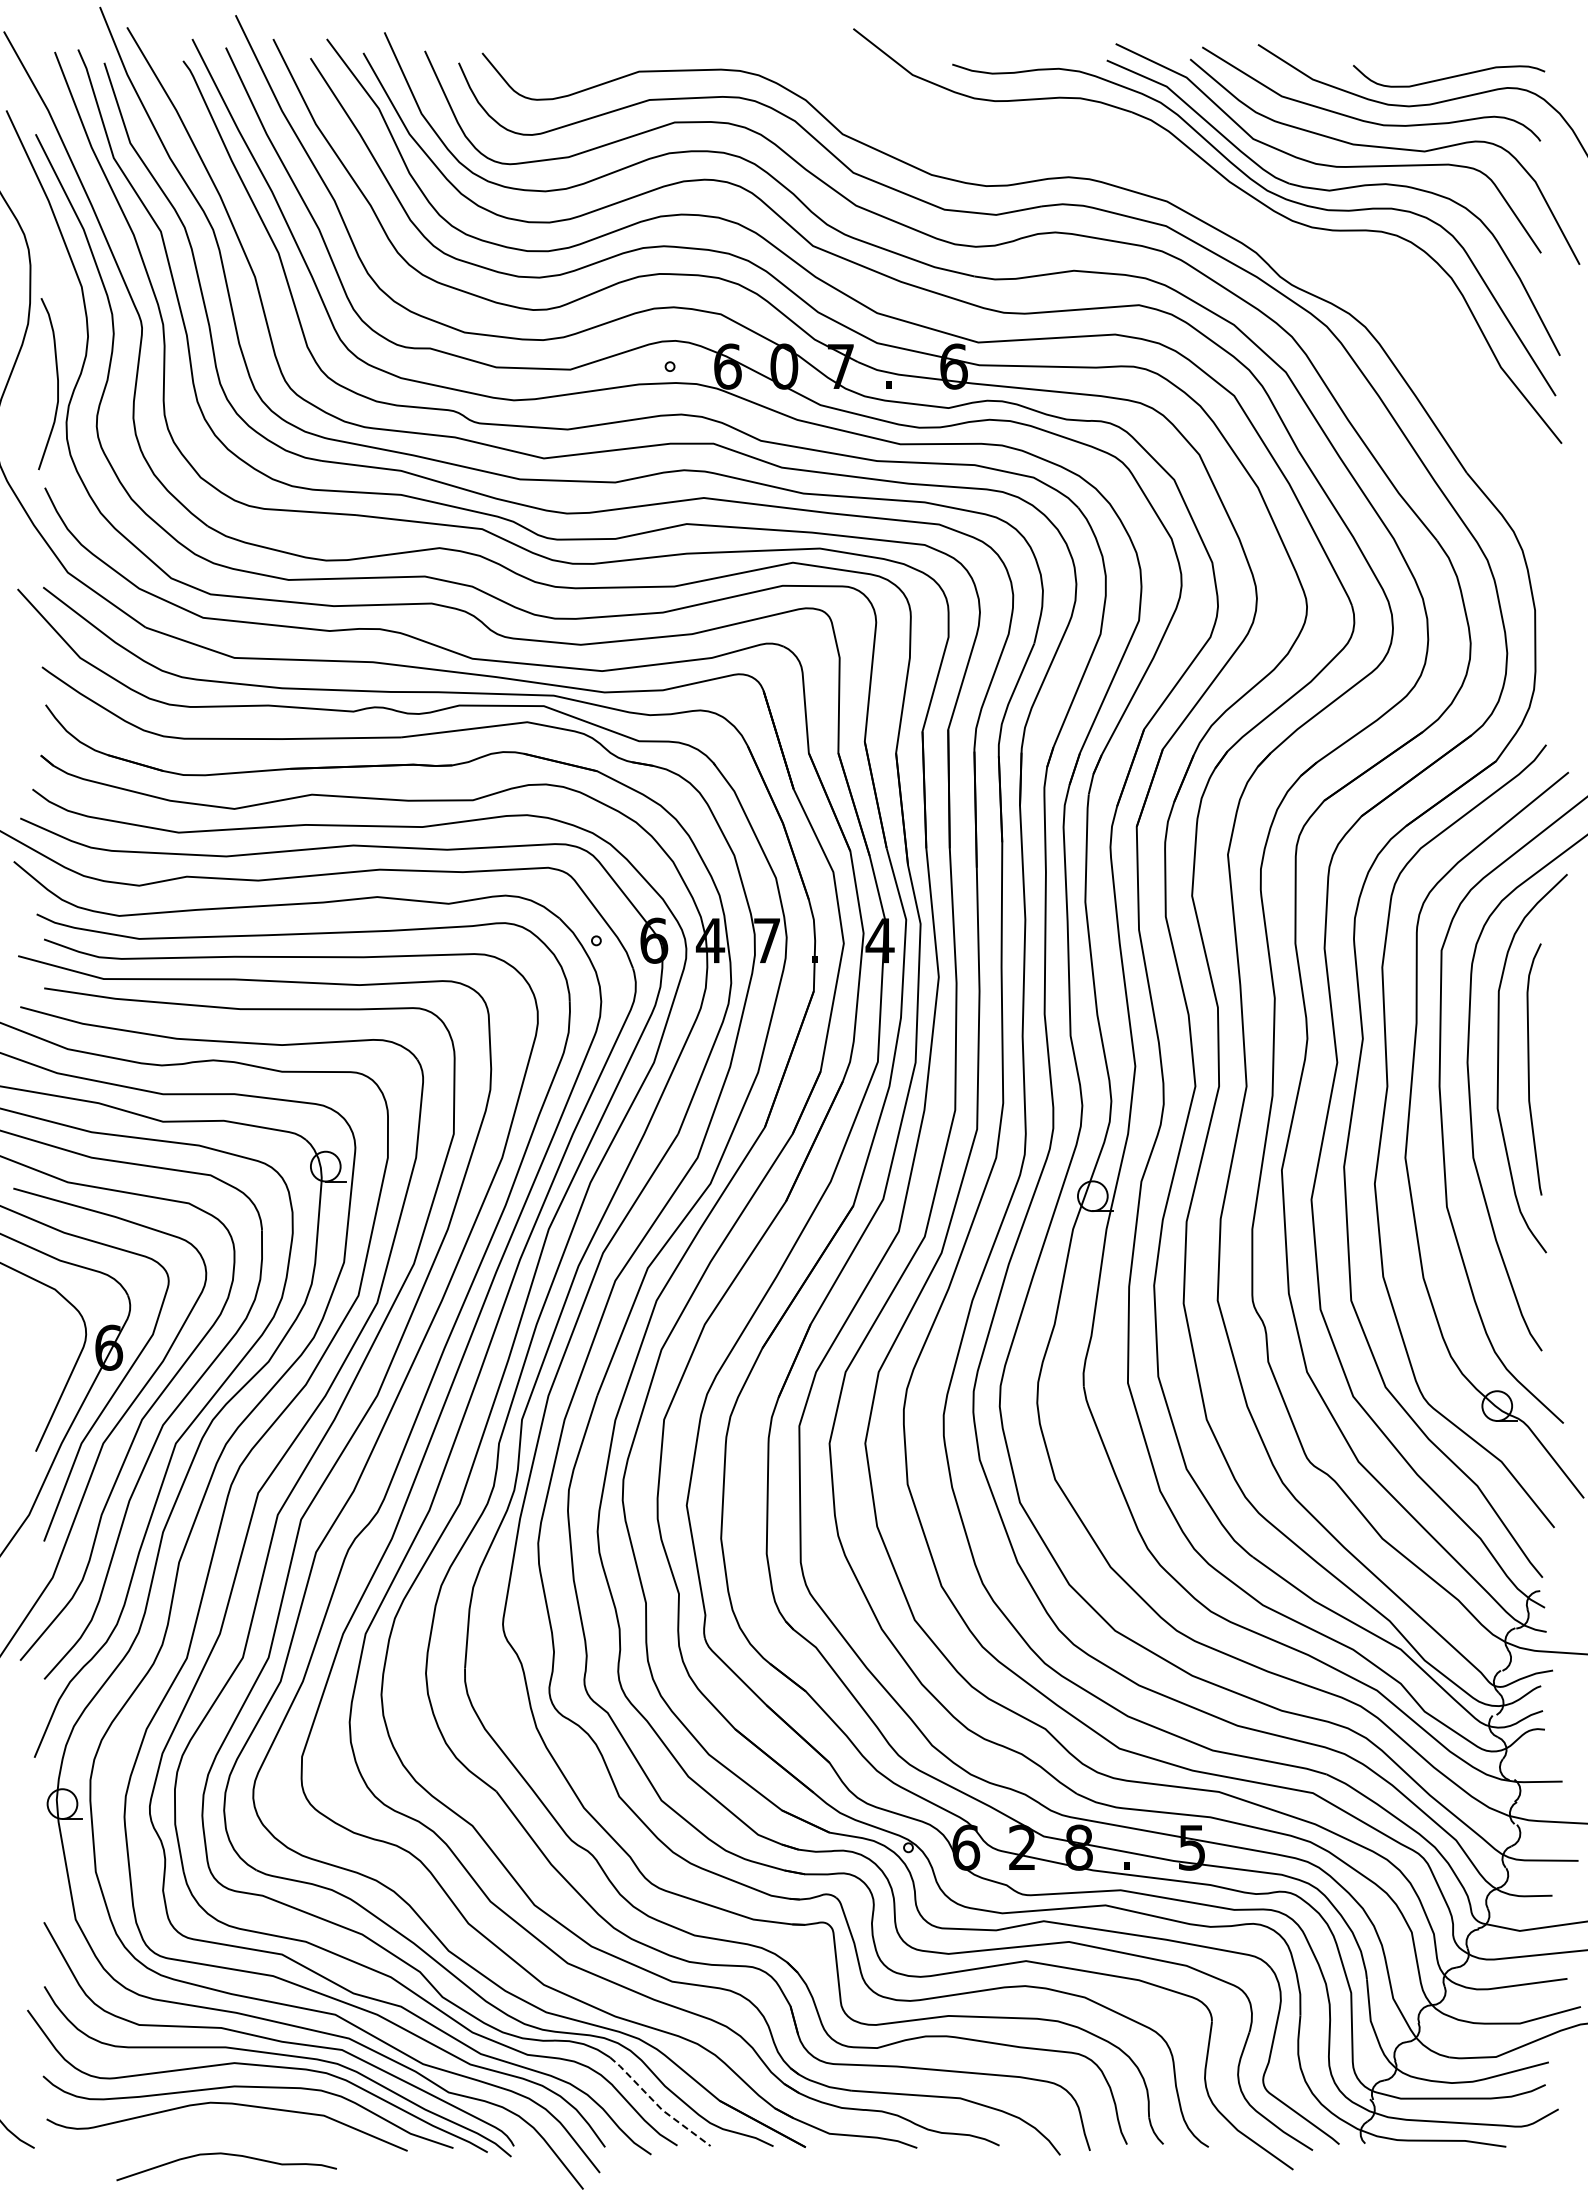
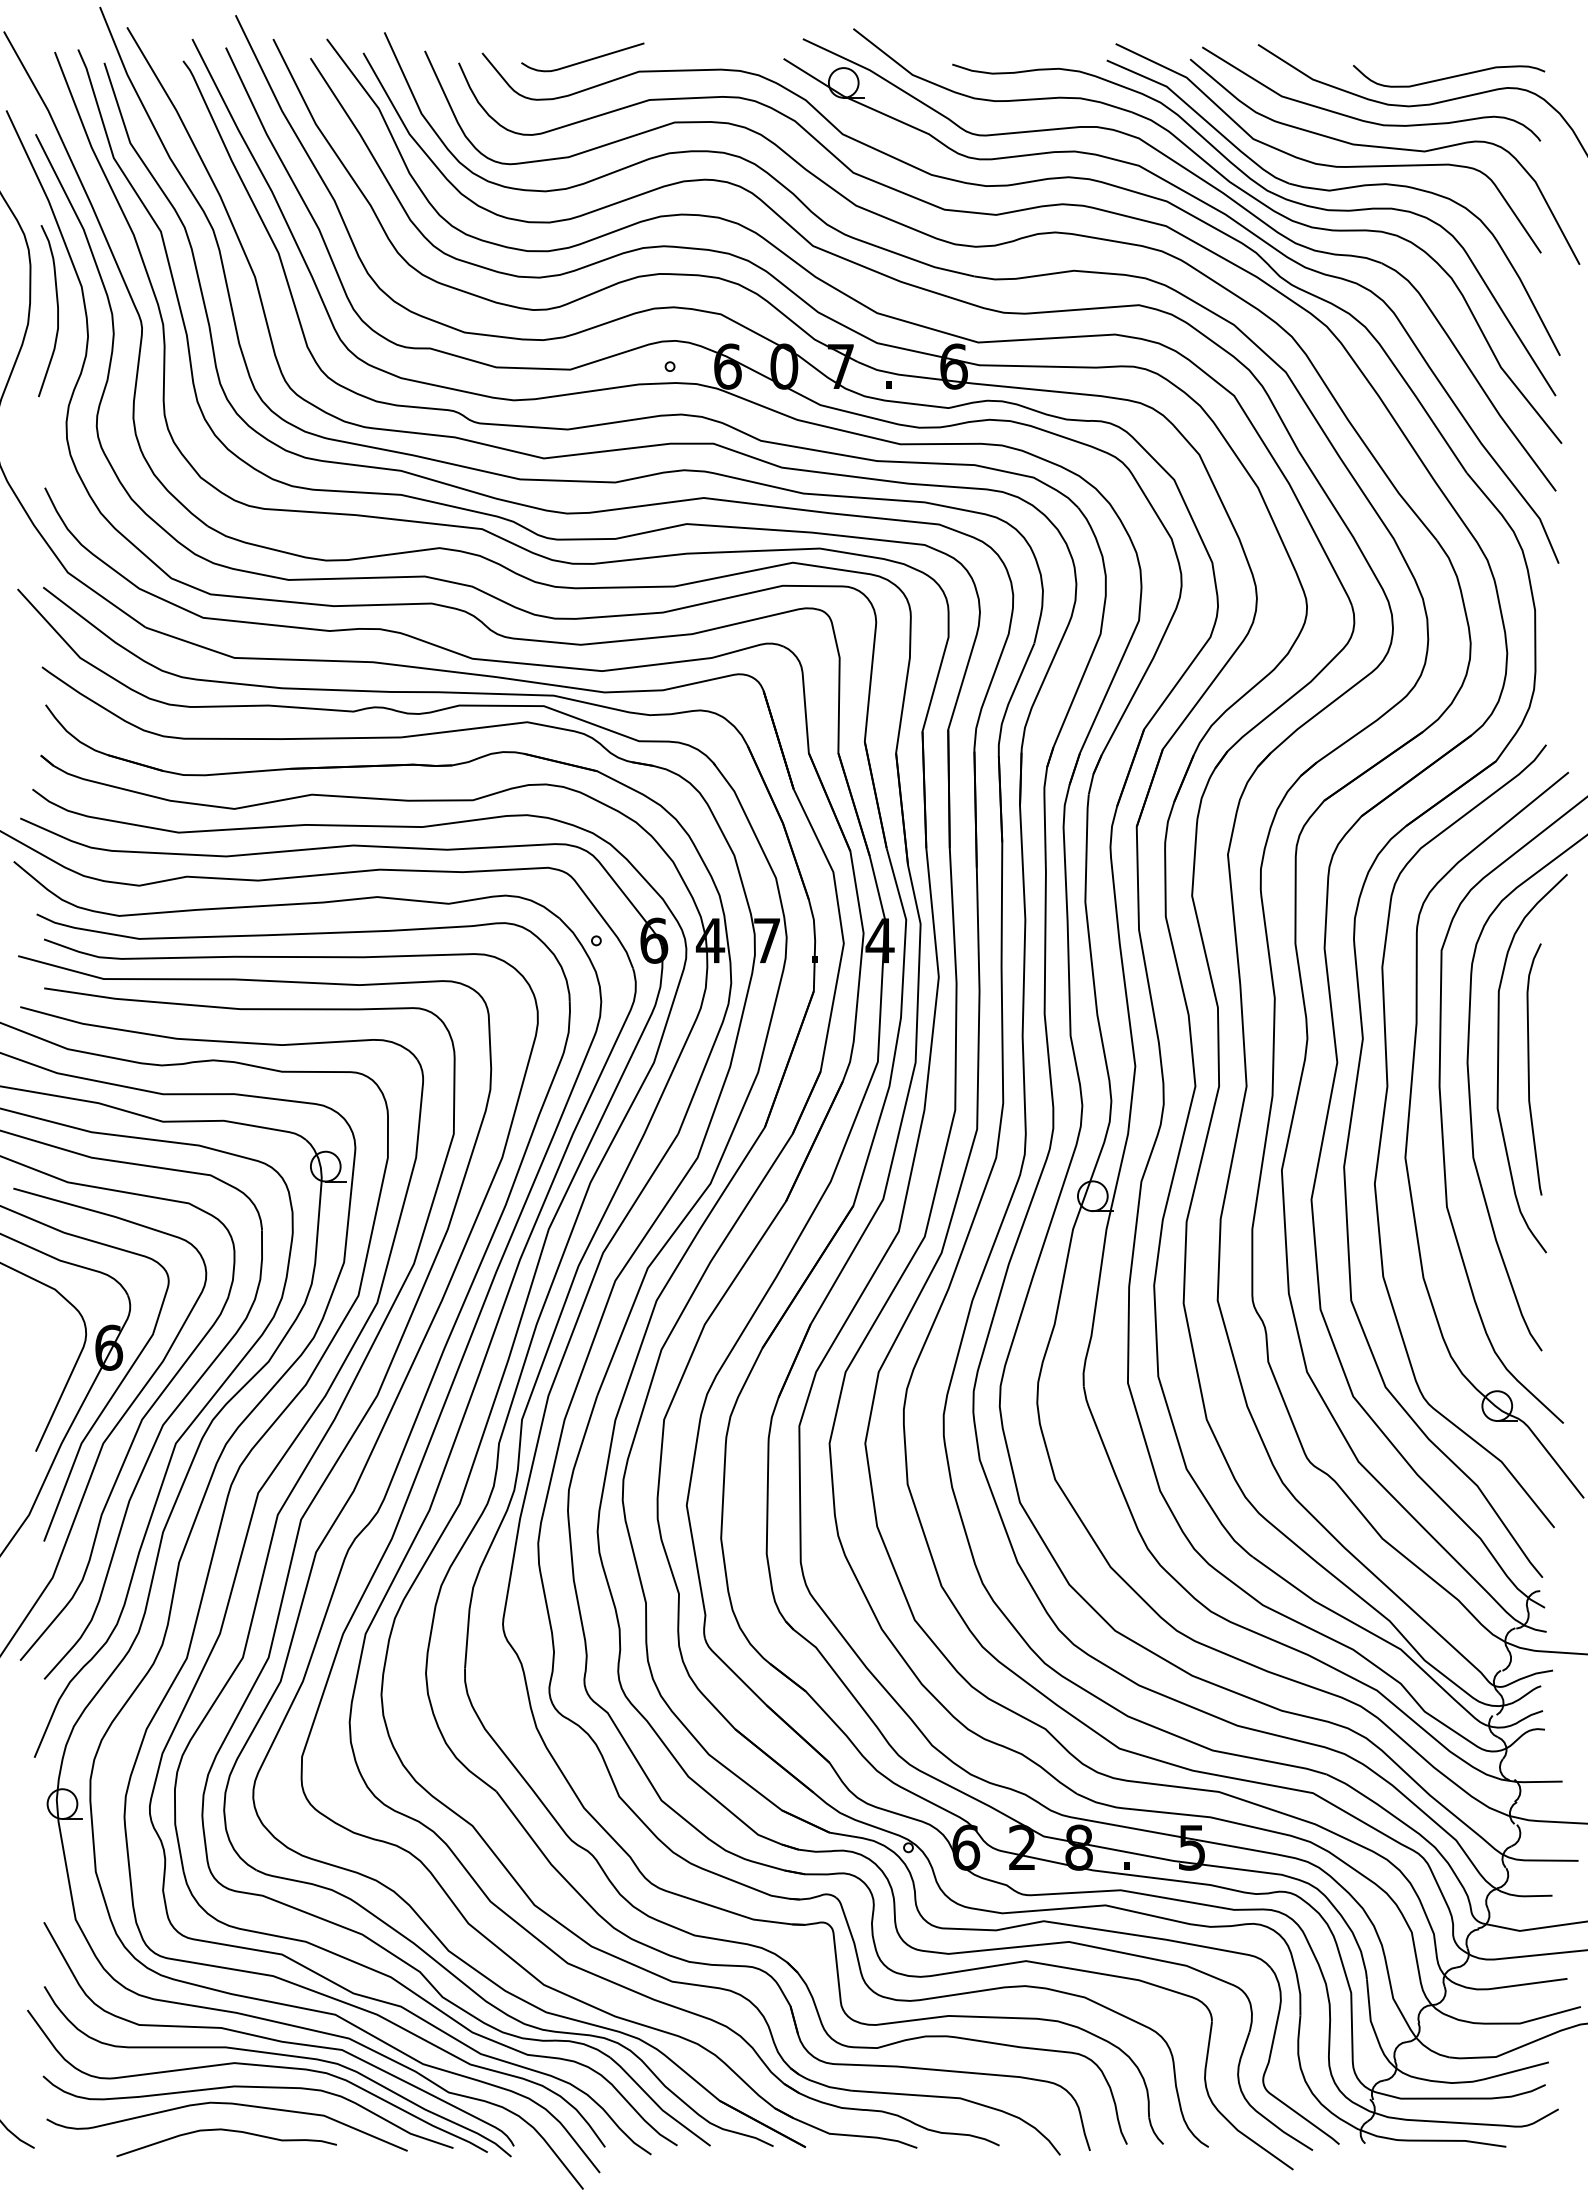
curve: none -> present (583, 60)
part: none -> present (1217, 211)
curve position: (57, 384) -> (57, 311) (57, 311)
line: dashed -> solid (657, 2104)
curve position: (227, 2155) -> (227, 2131) (227, 2131)
